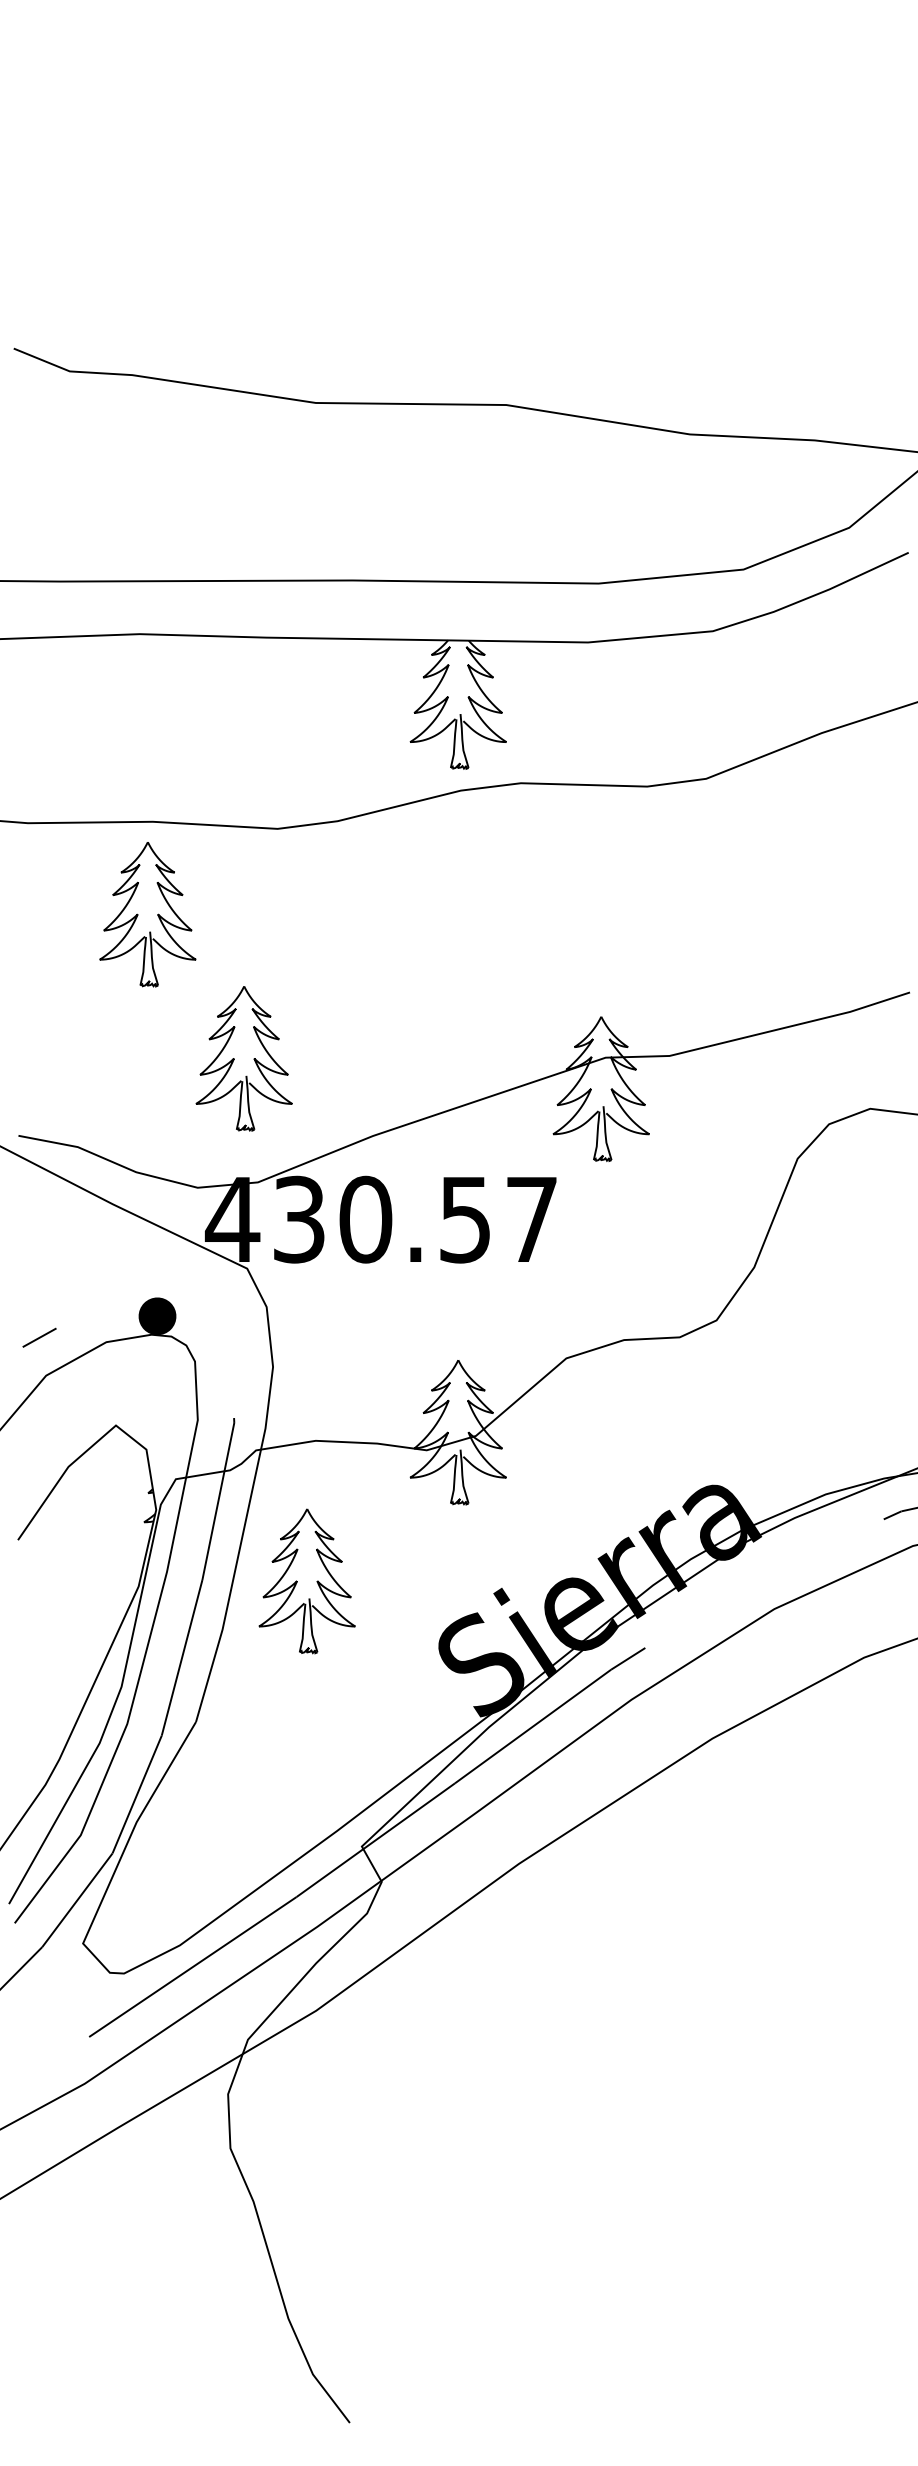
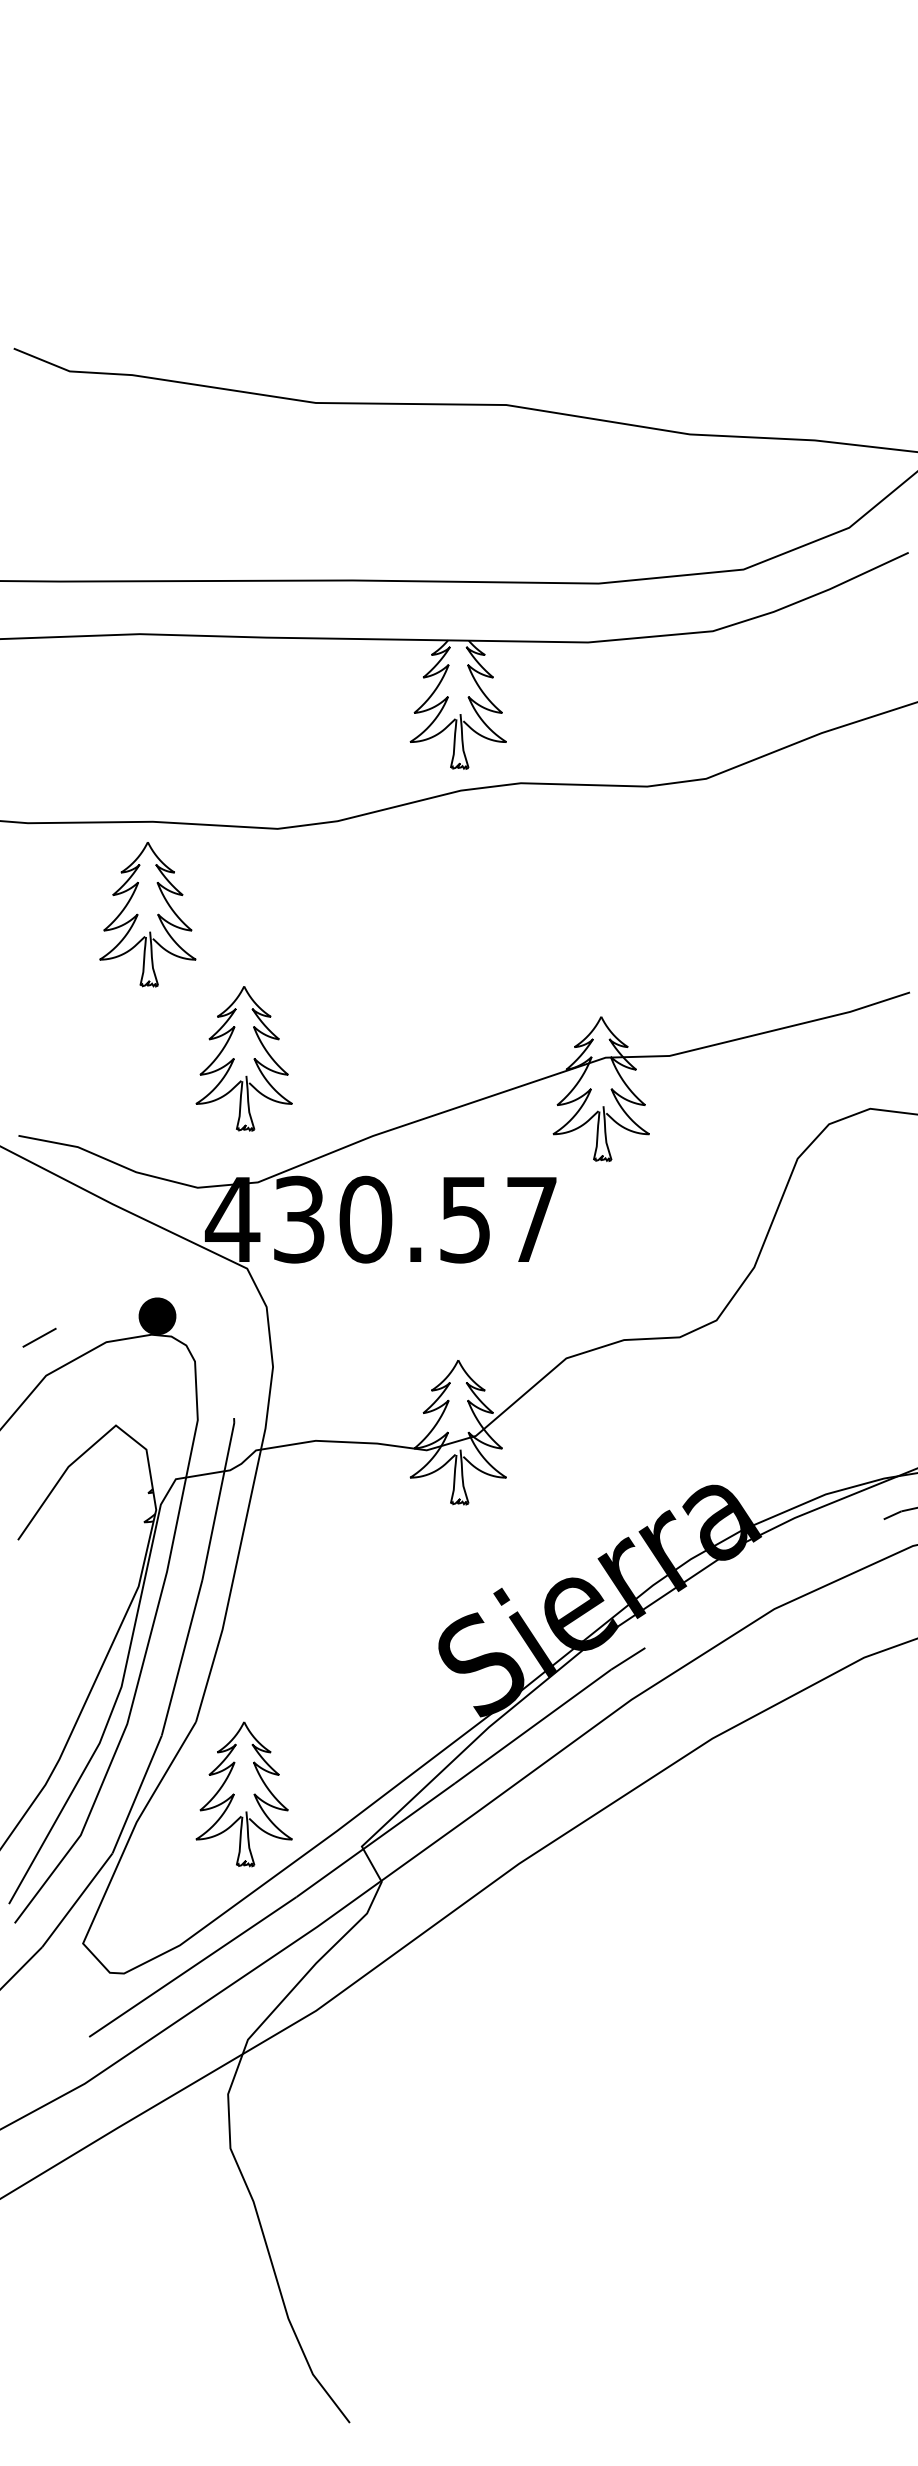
part position: (306, 1581) -> (243, 1794) (243, 1794)
